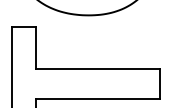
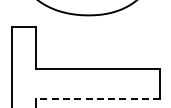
line: solid -> dashed (97, 99)
